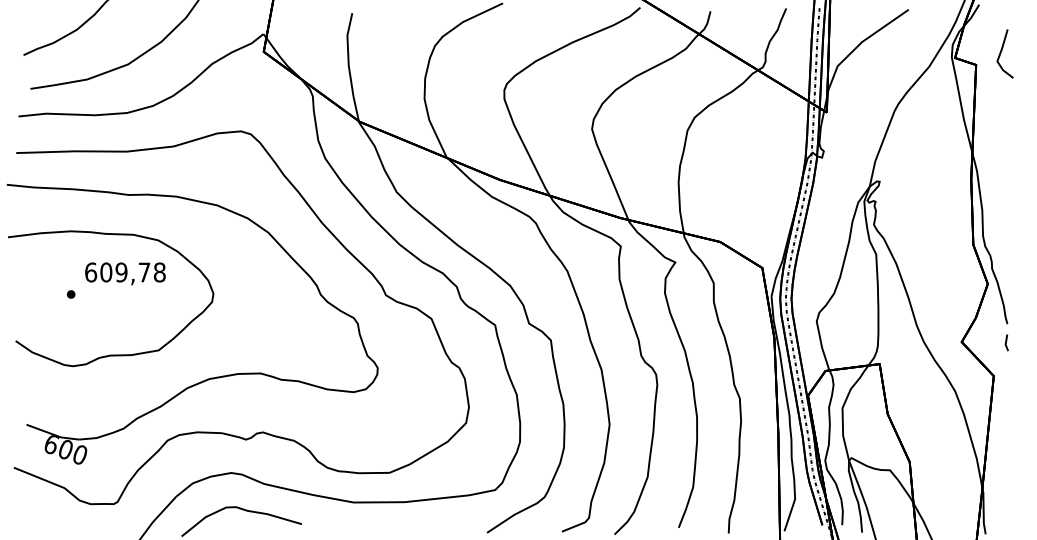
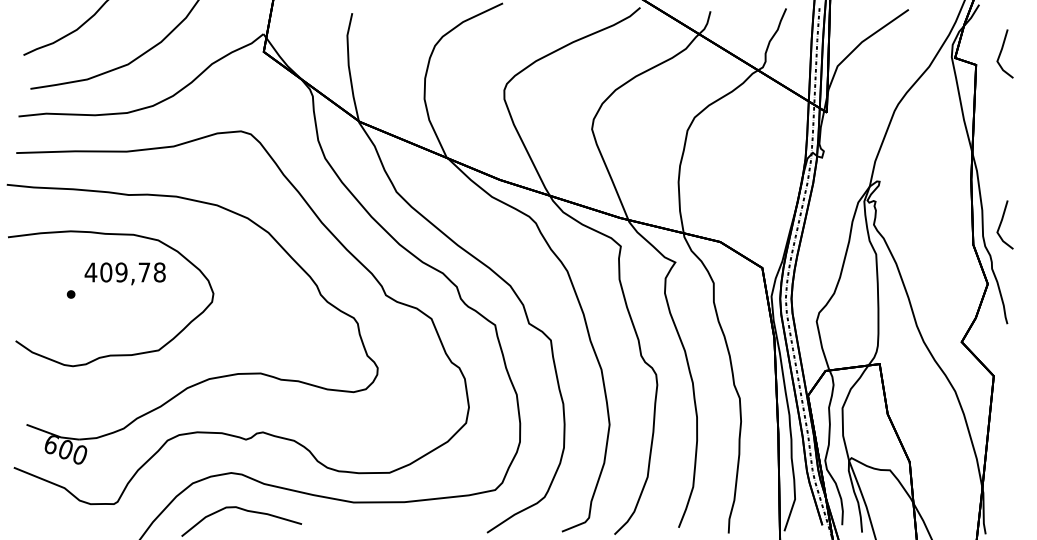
line: none -> present (1001, 224)
text: 609,78 -> 409,78 (90, 272)
line: present -> none (1006, 342)
